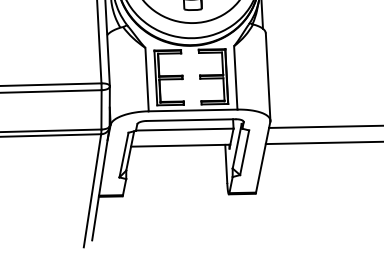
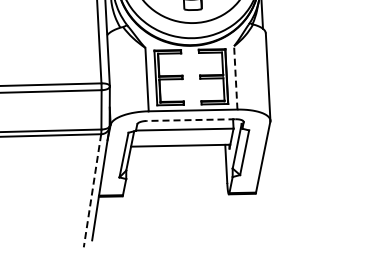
line: solid -> dashed (235, 77)
line: solid -> dashed (190, 120)
line: present -> none (324, 126)
line: present -> none (322, 142)
line: solid -> dashed (92, 191)
